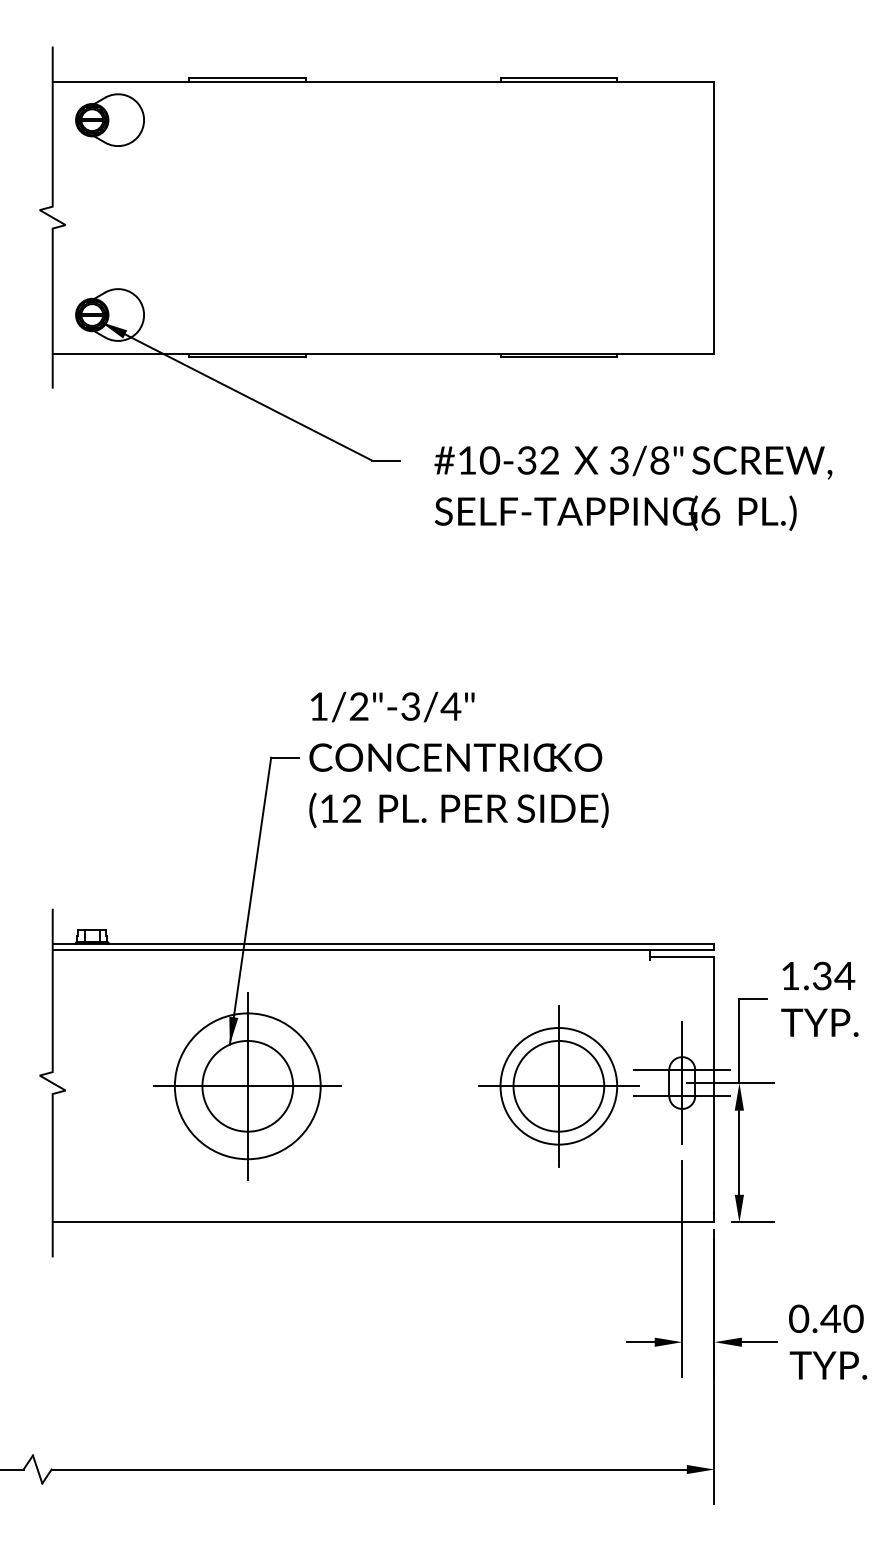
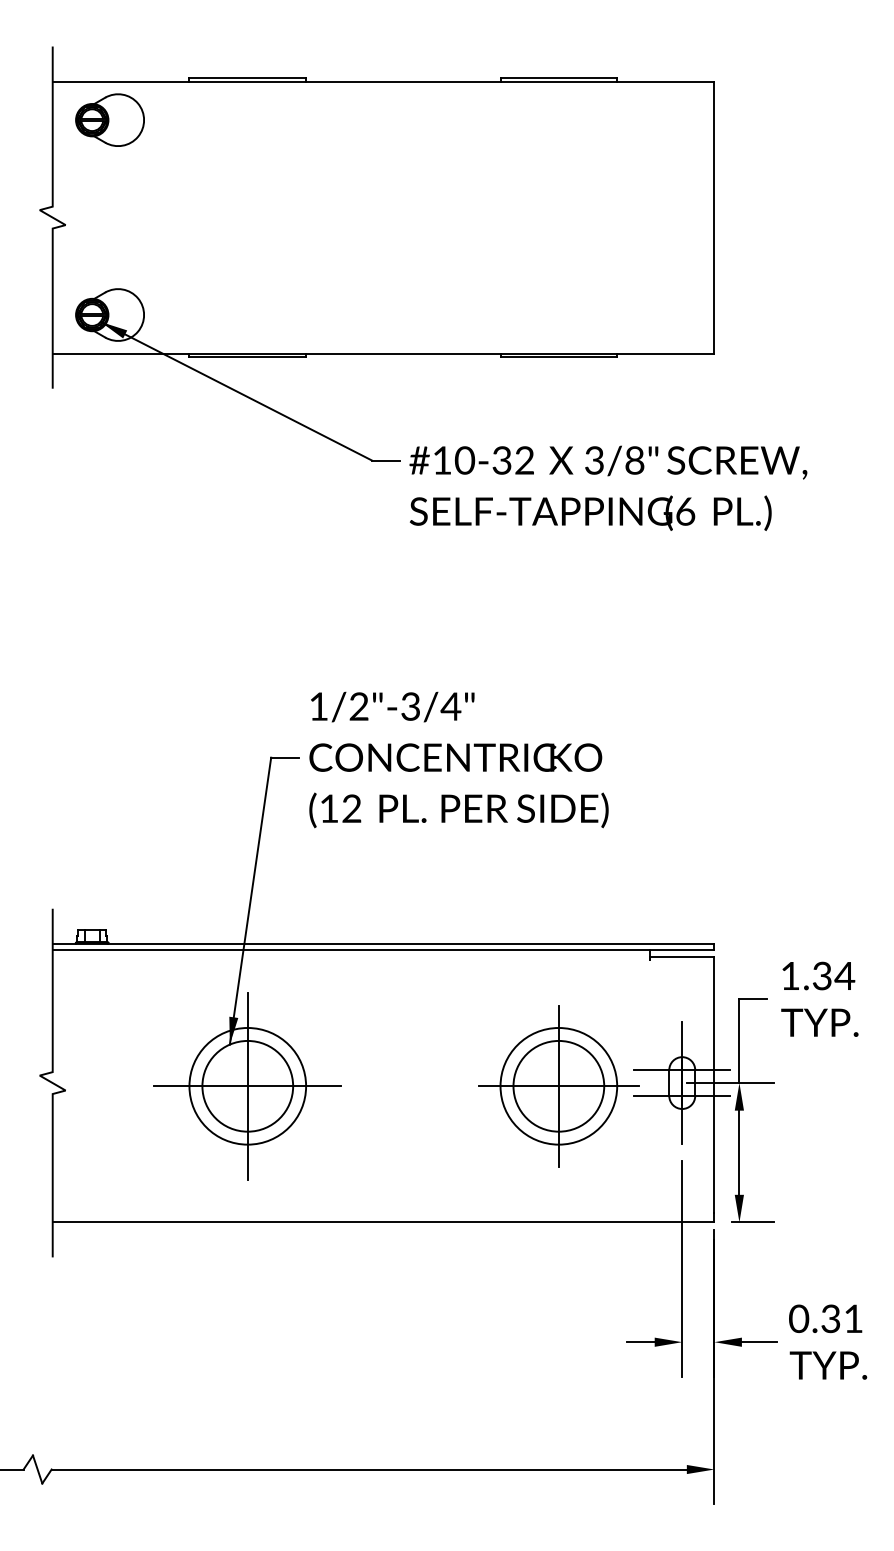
text position: (633, 487) -> (608, 487) (608, 487)
circle diameter: 146 px -> 117 px (247, 1085)
text: 0.40 -> 0.31 (841, 1318)
